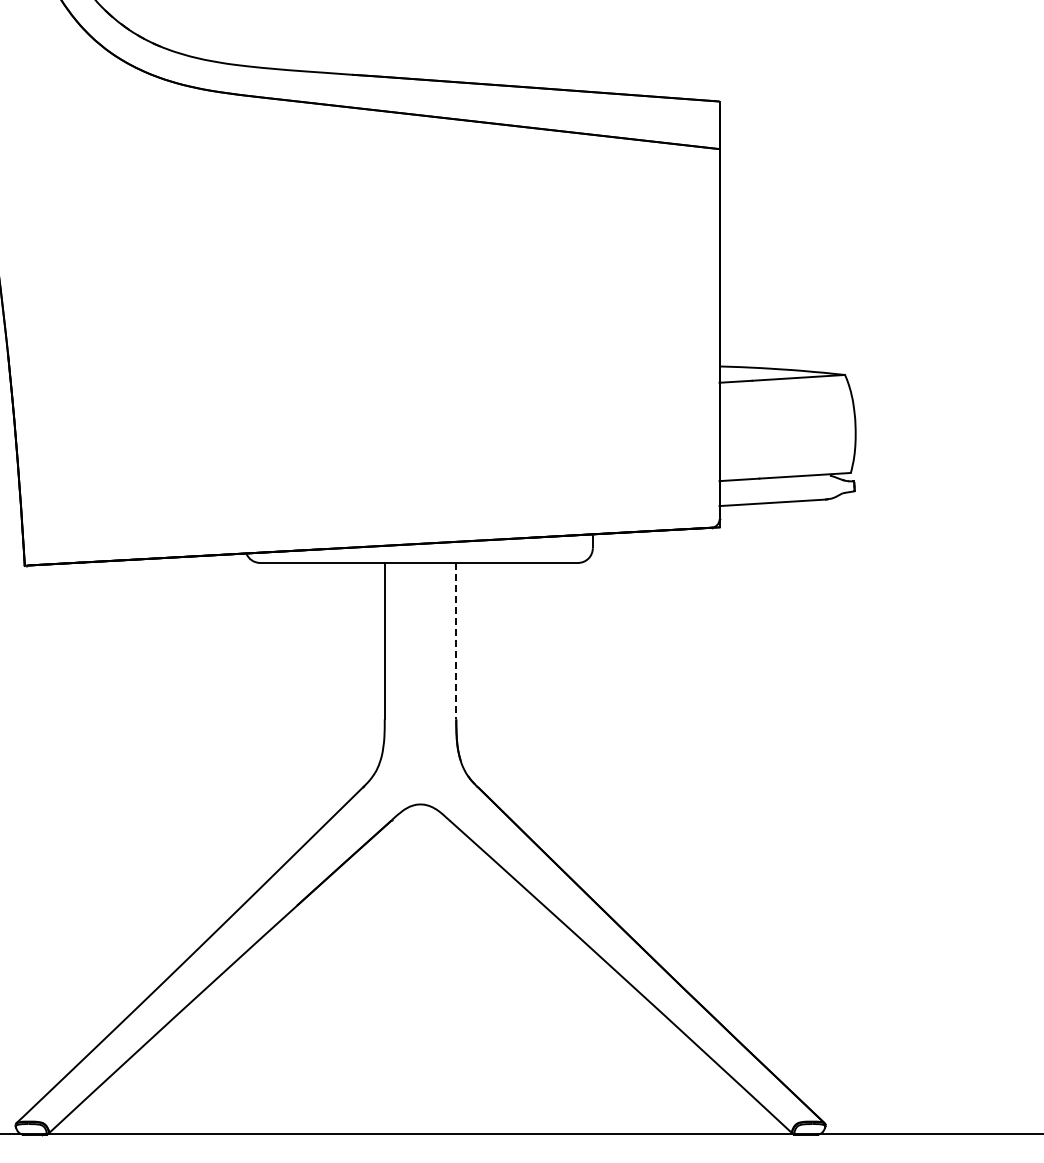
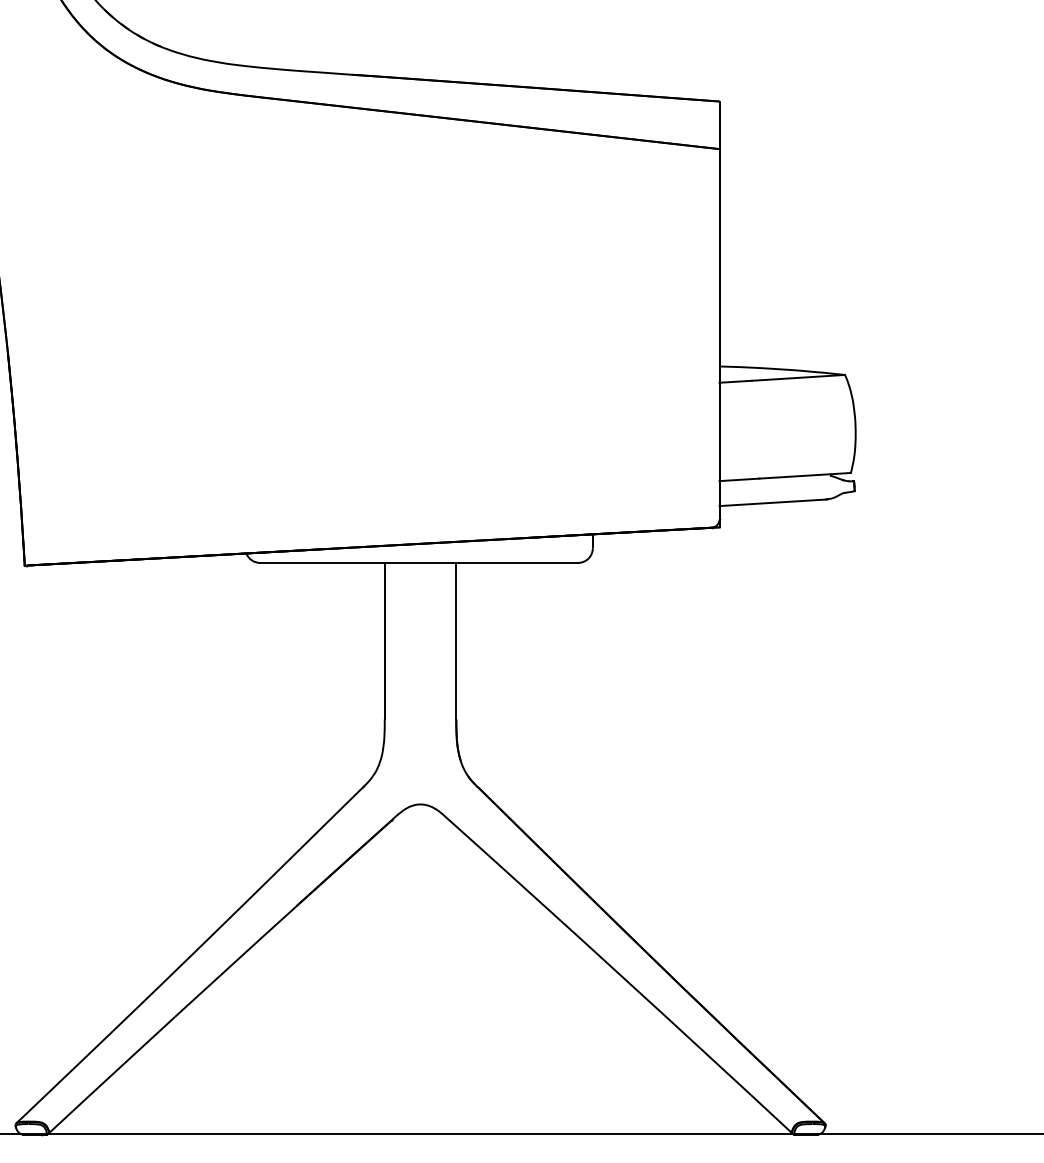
line: dashed -> solid (456, 641)
